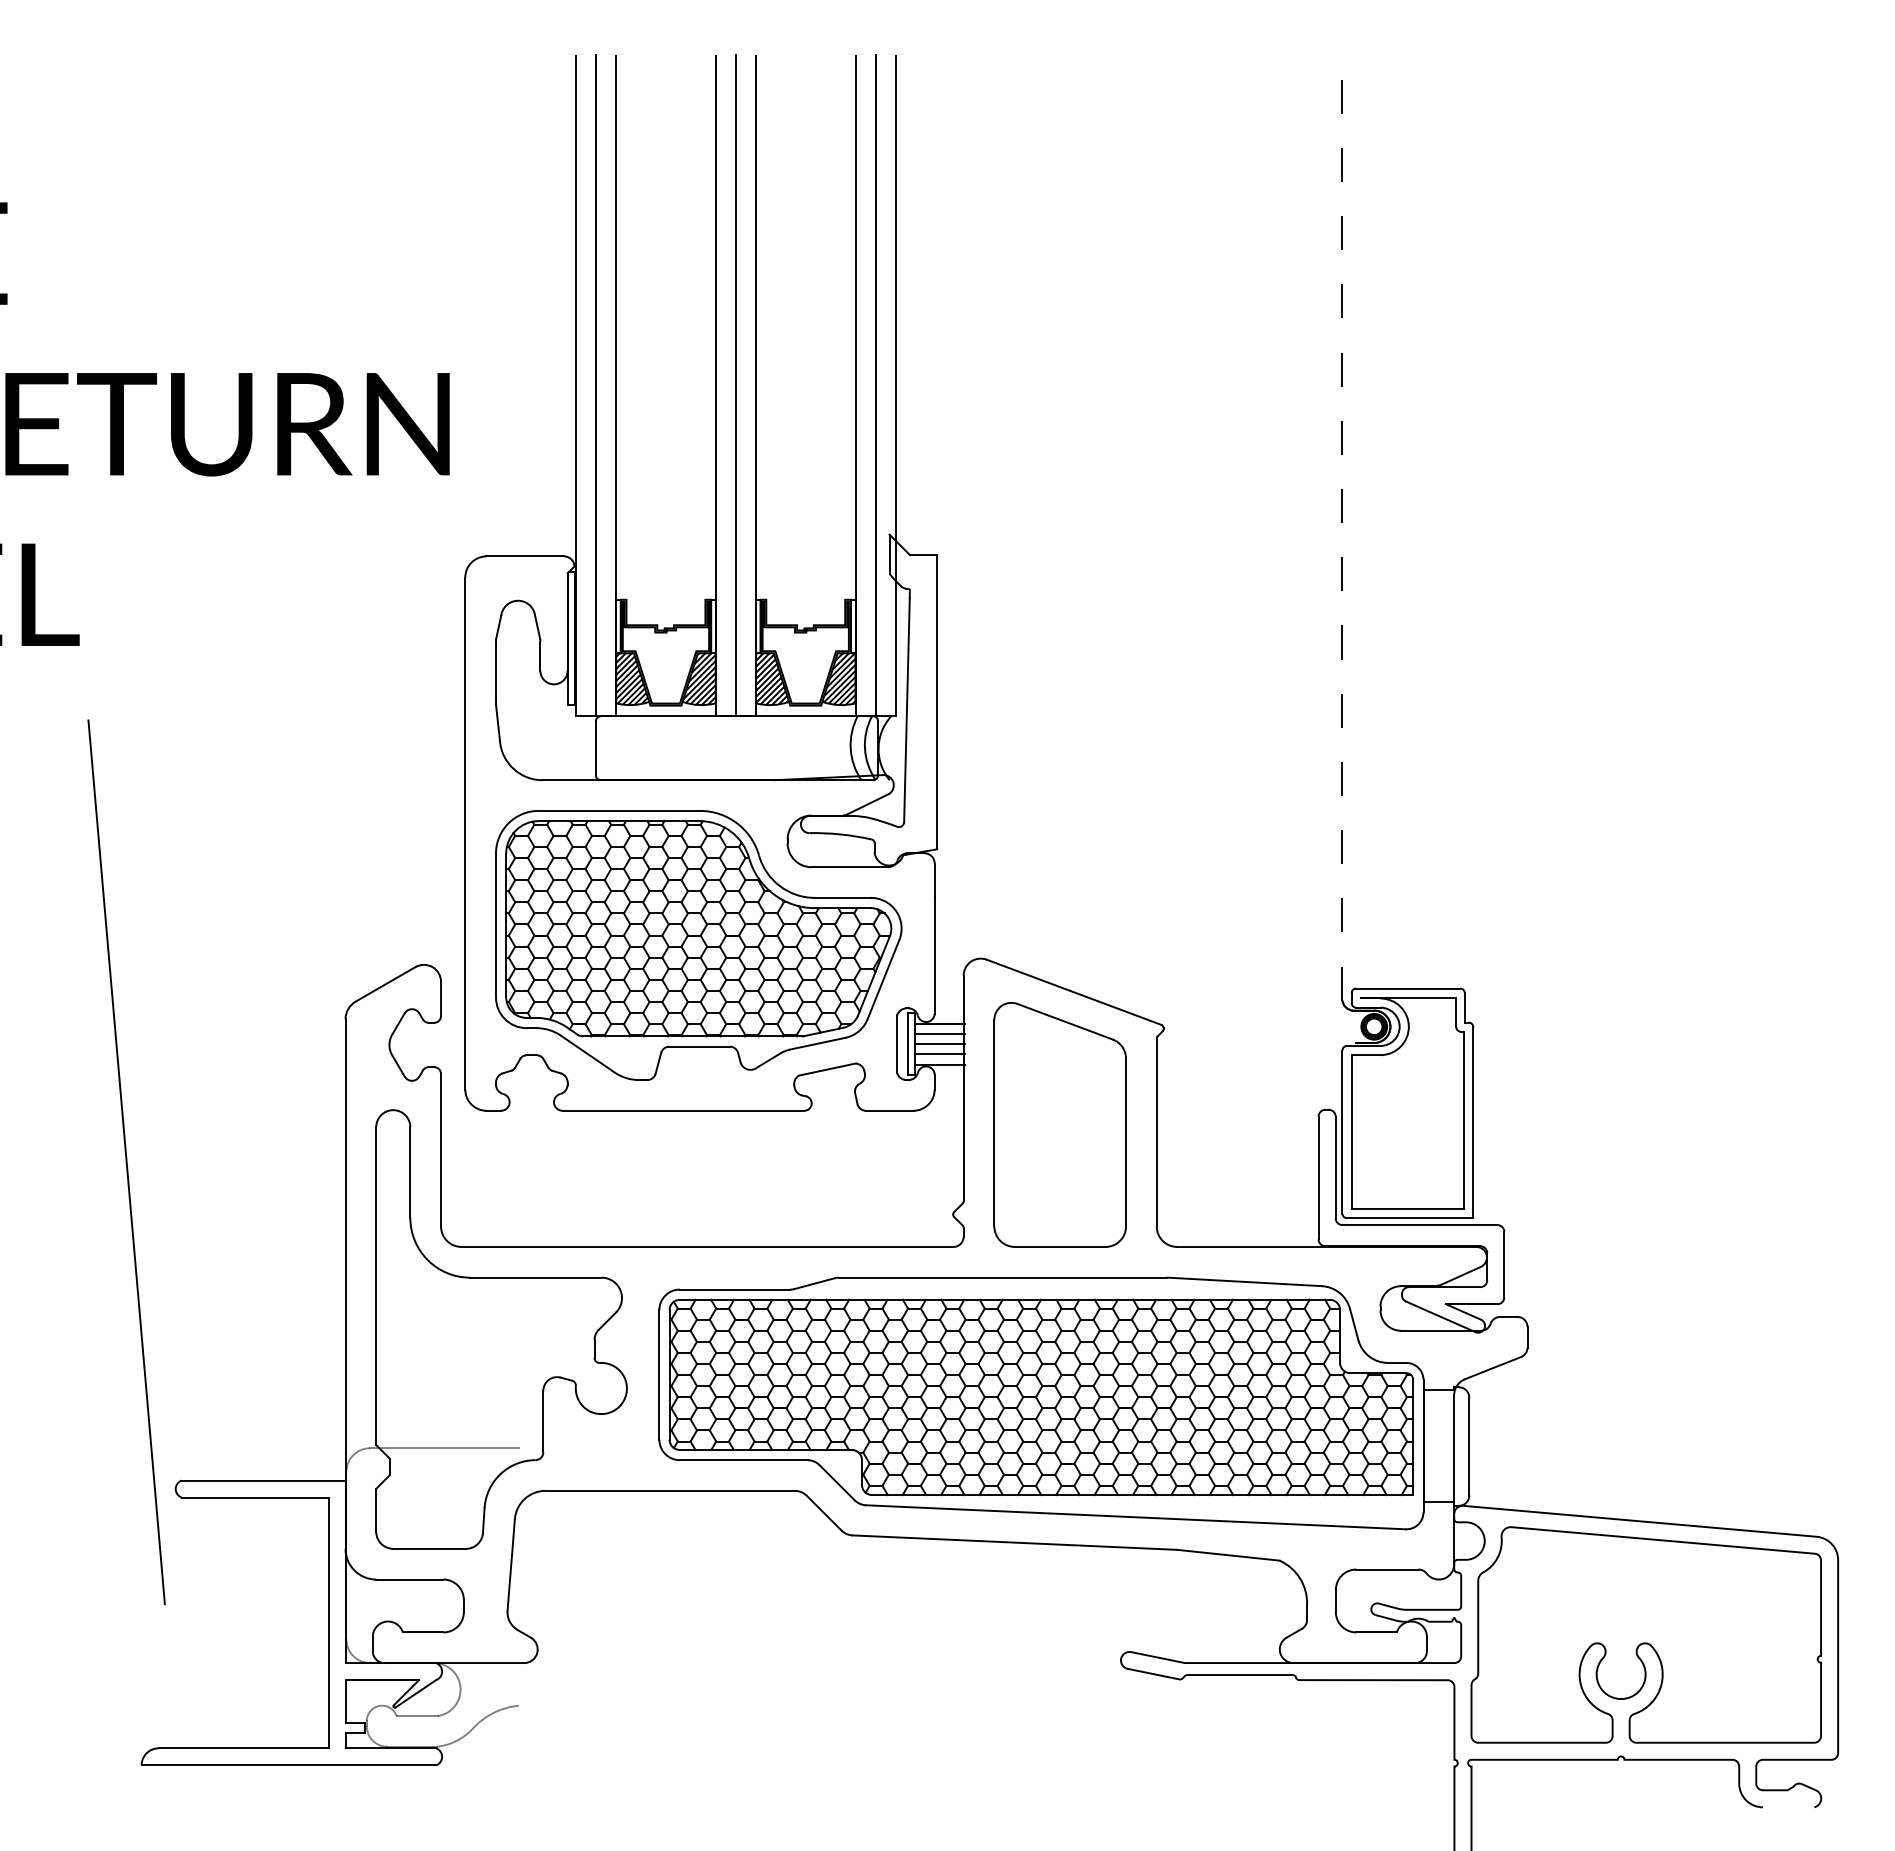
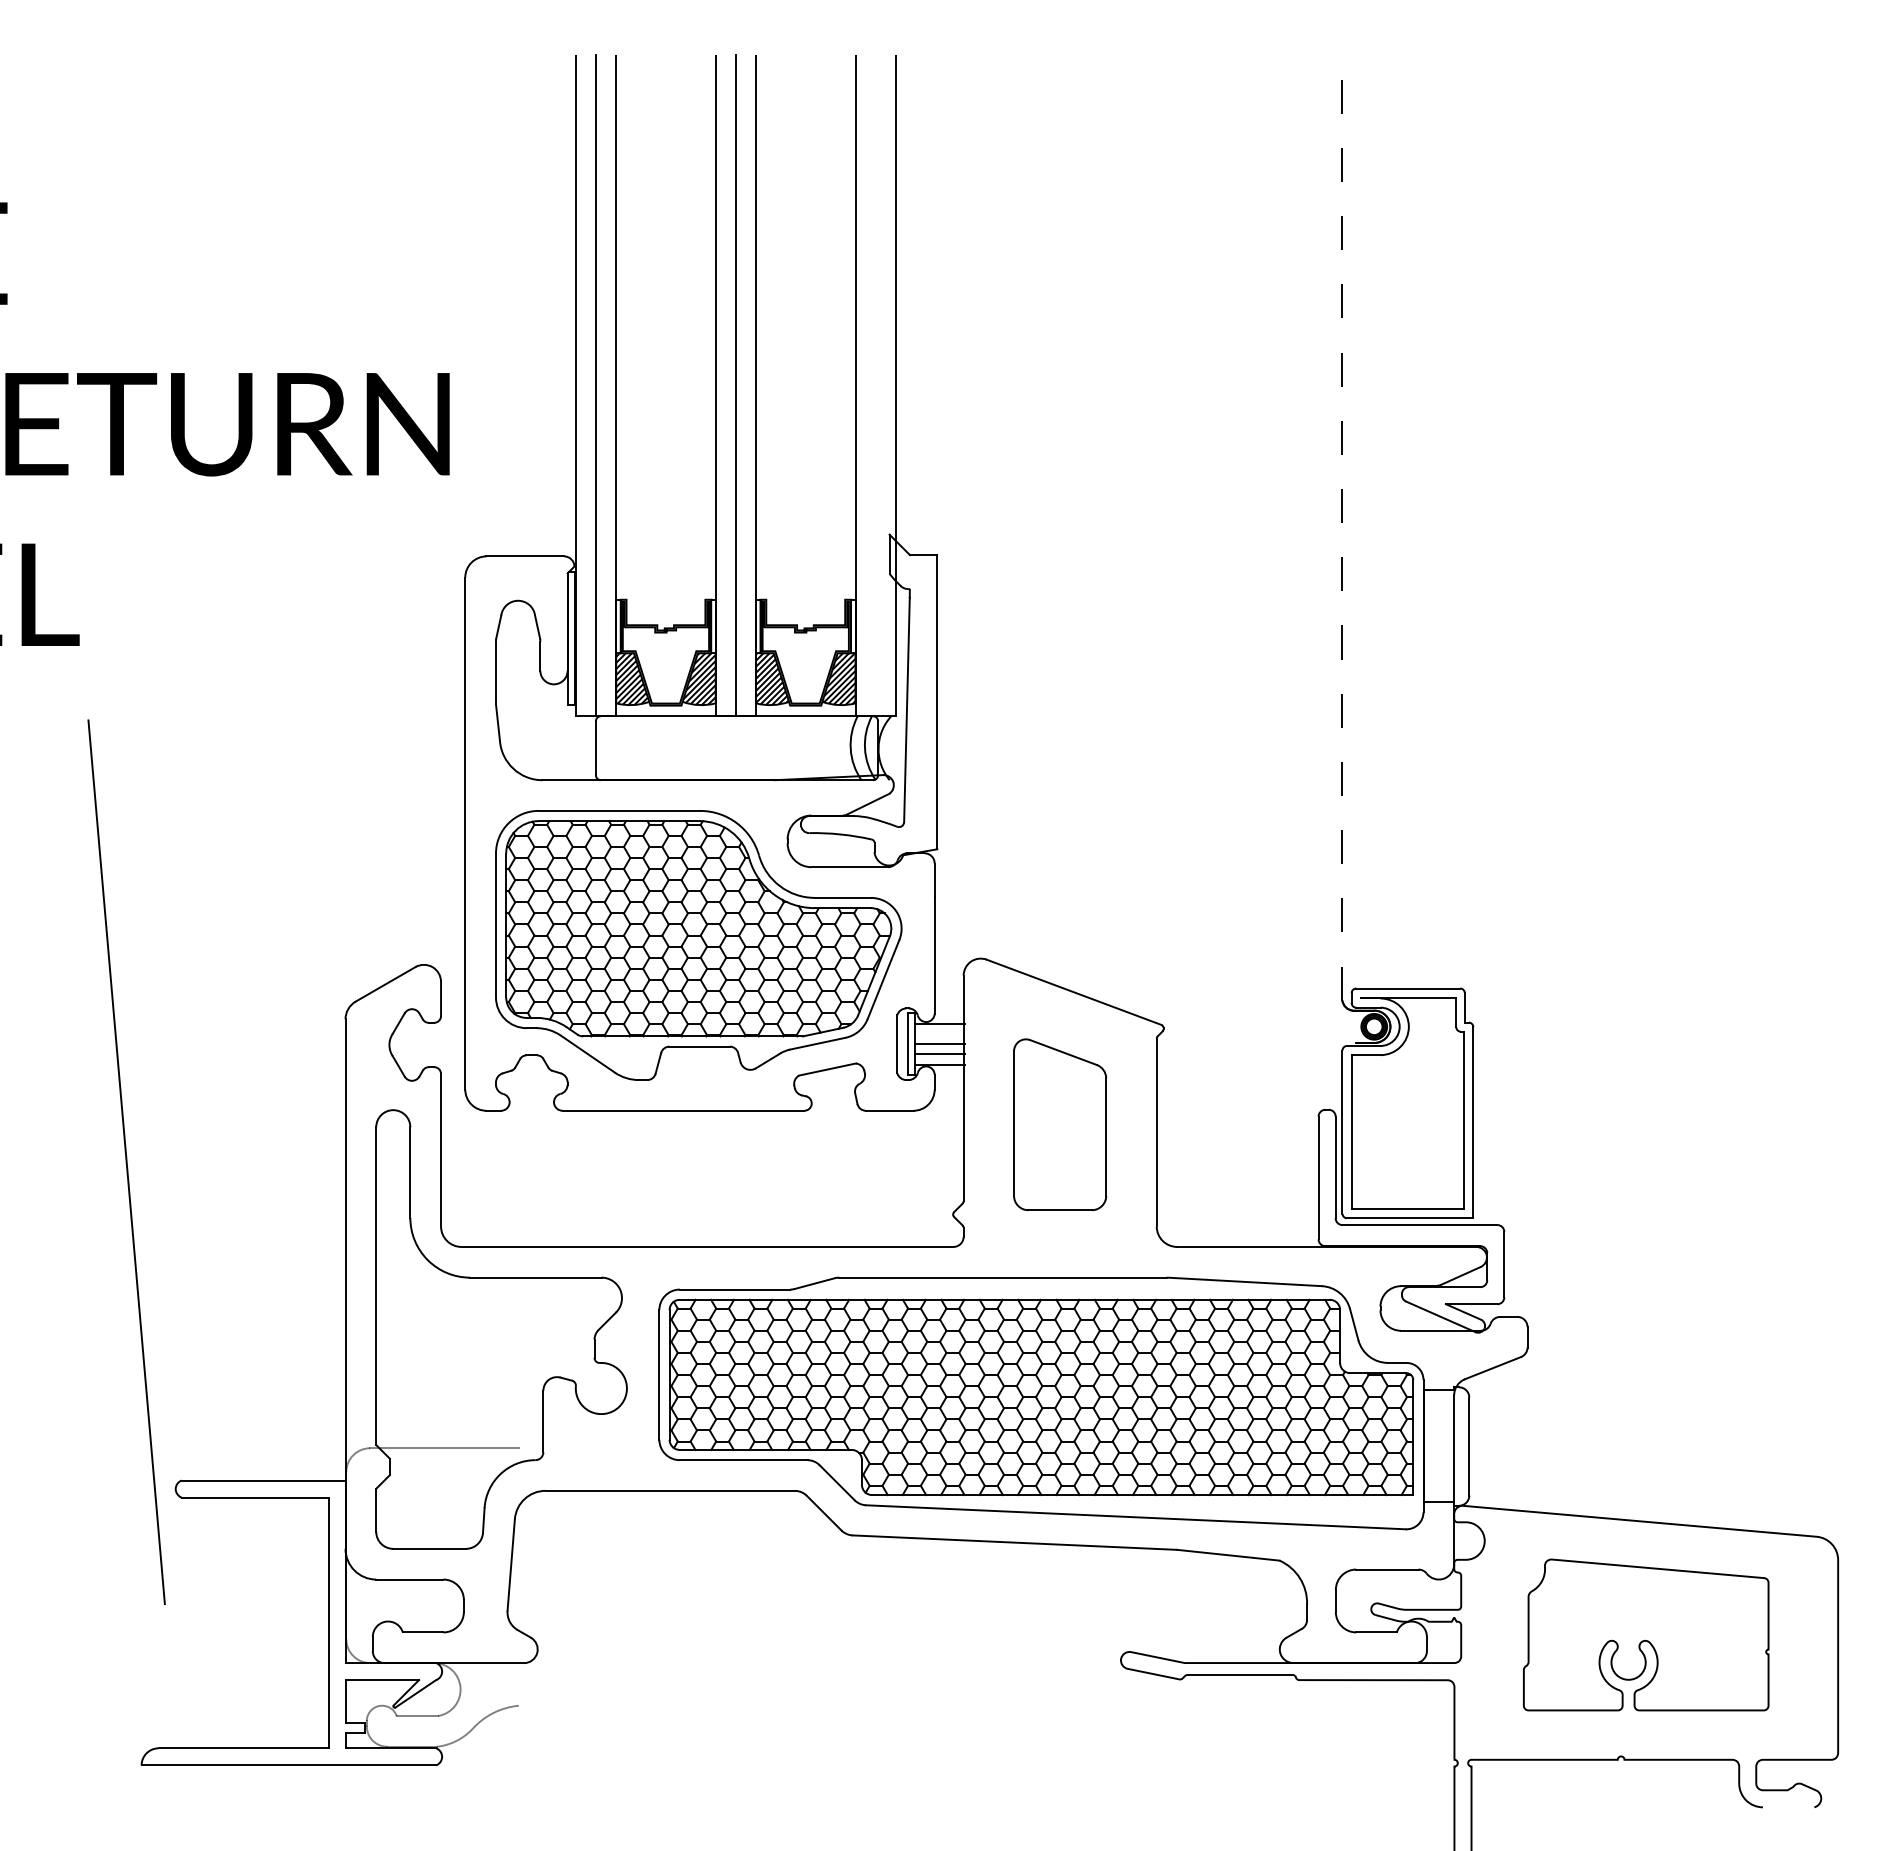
line: present -> none (875, 385)
line: present -> none (939, 1034)
part size: 134x247 px -> 95x174 px (1060, 1124)
part size: 352x218 px -> 247x154 px (1646, 1634)
